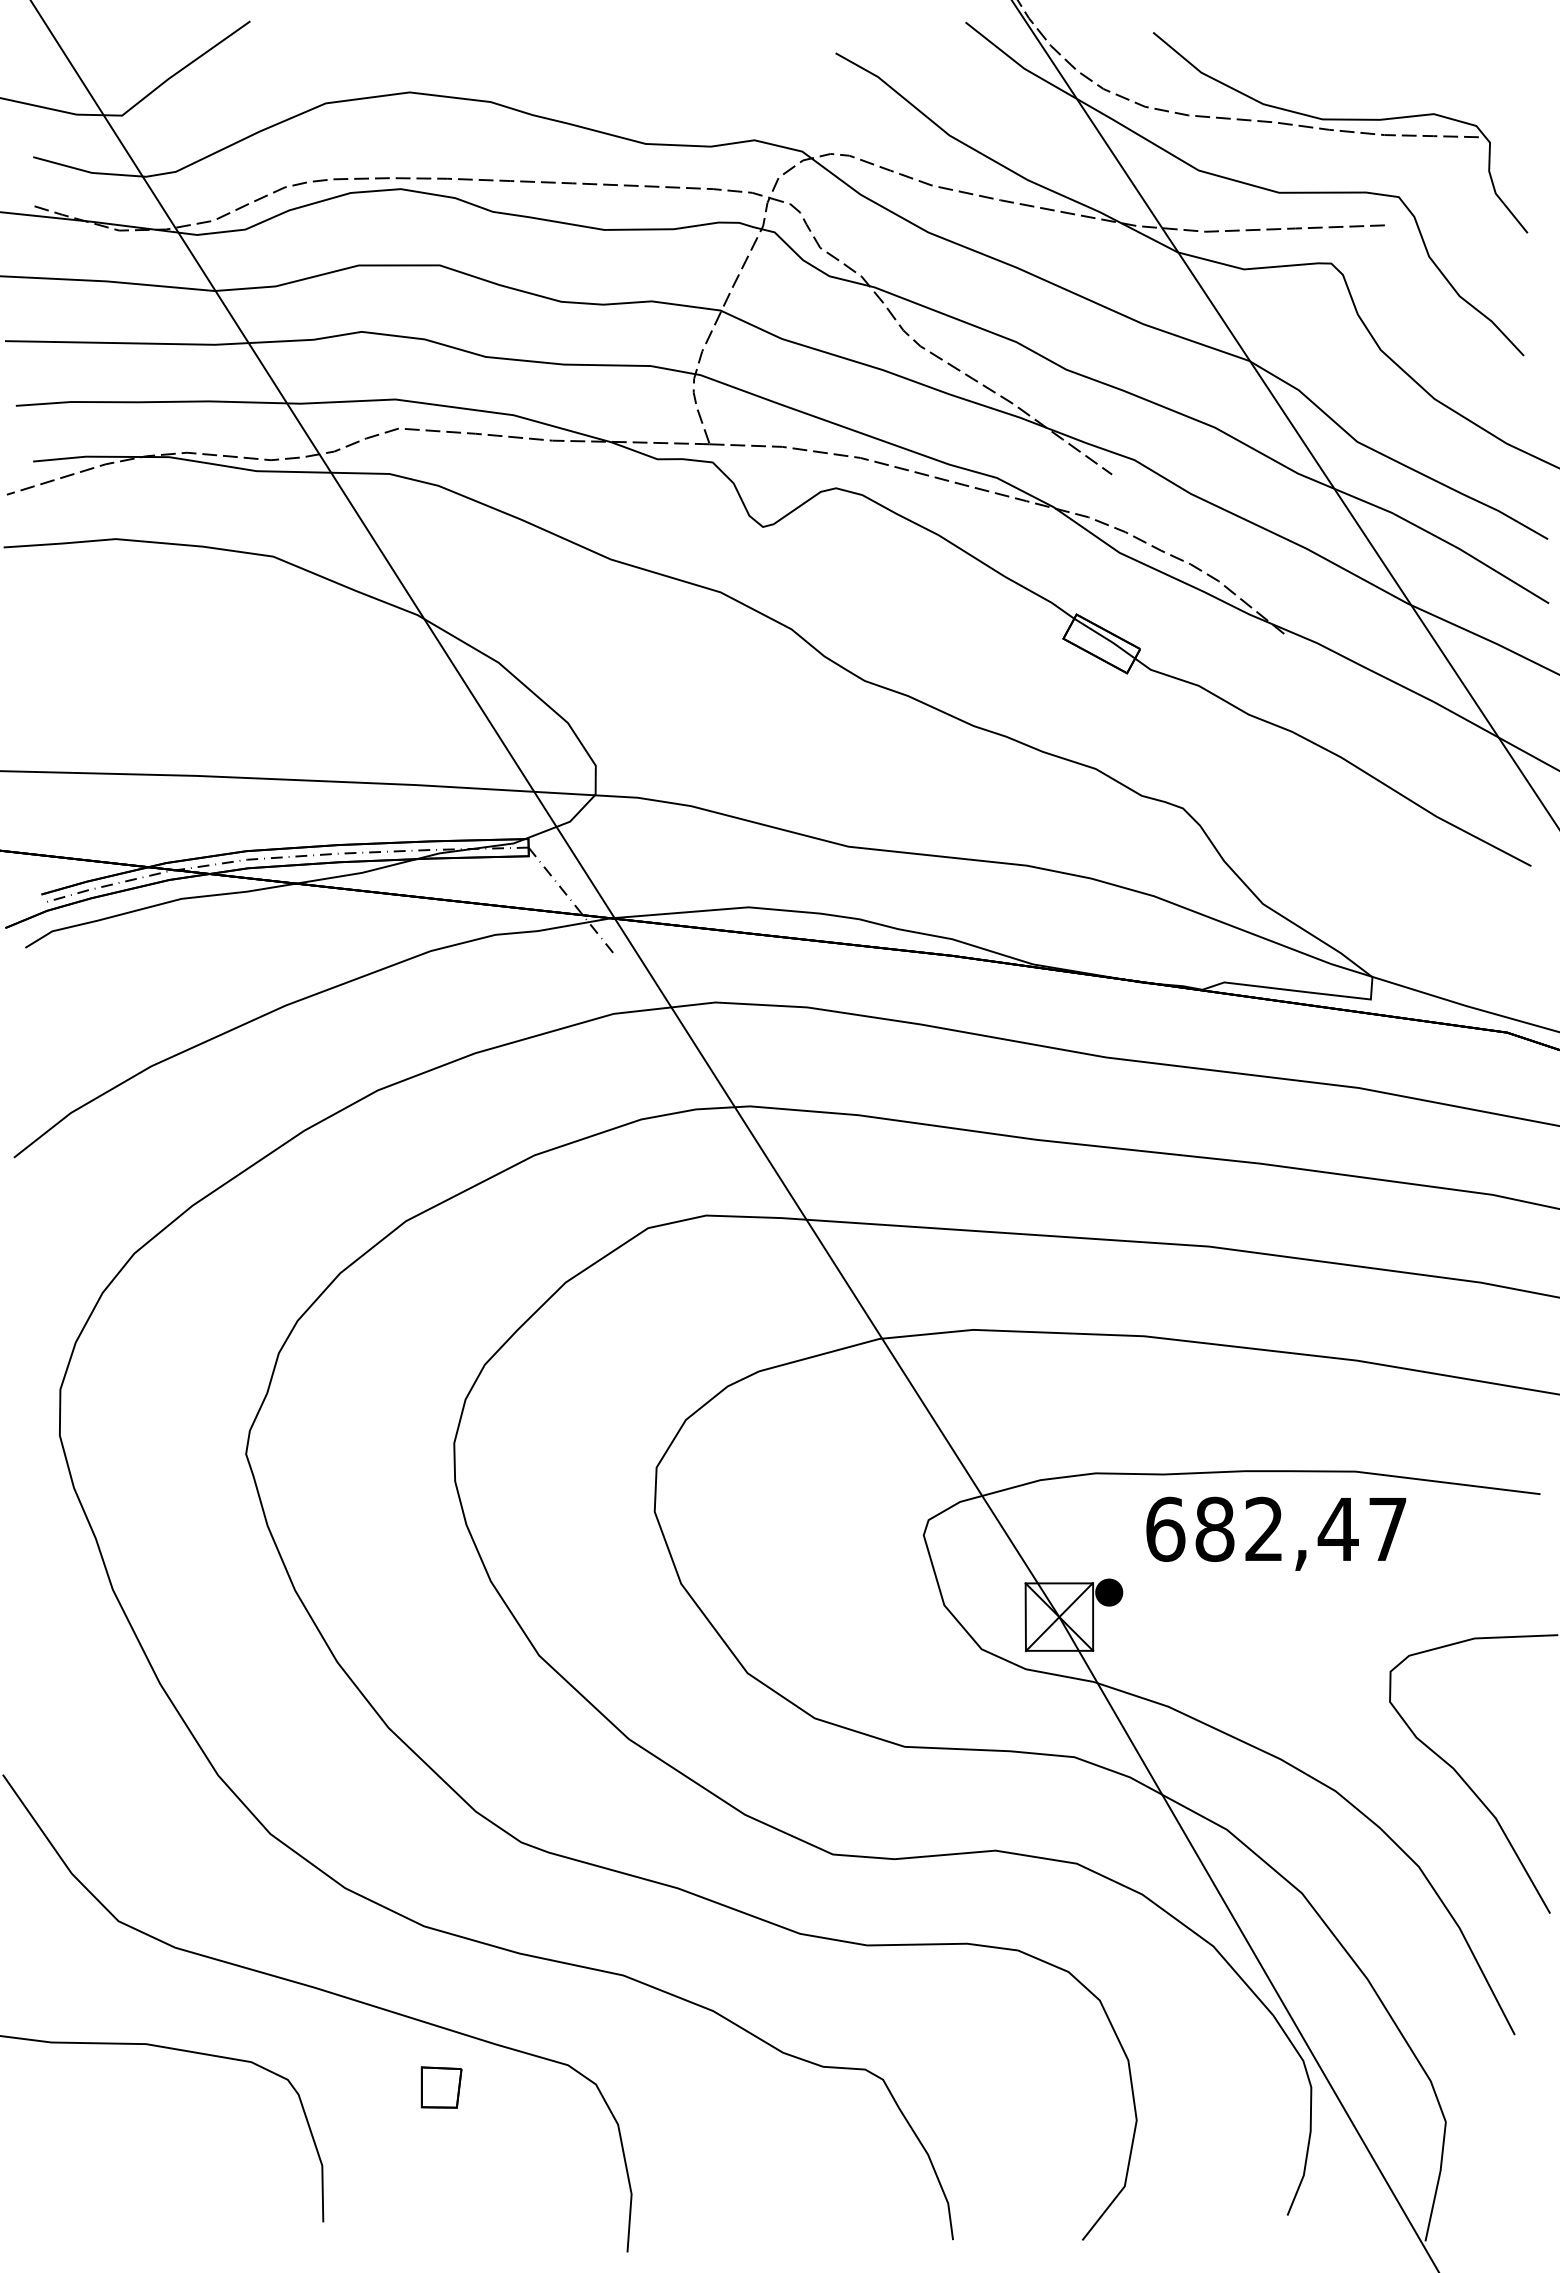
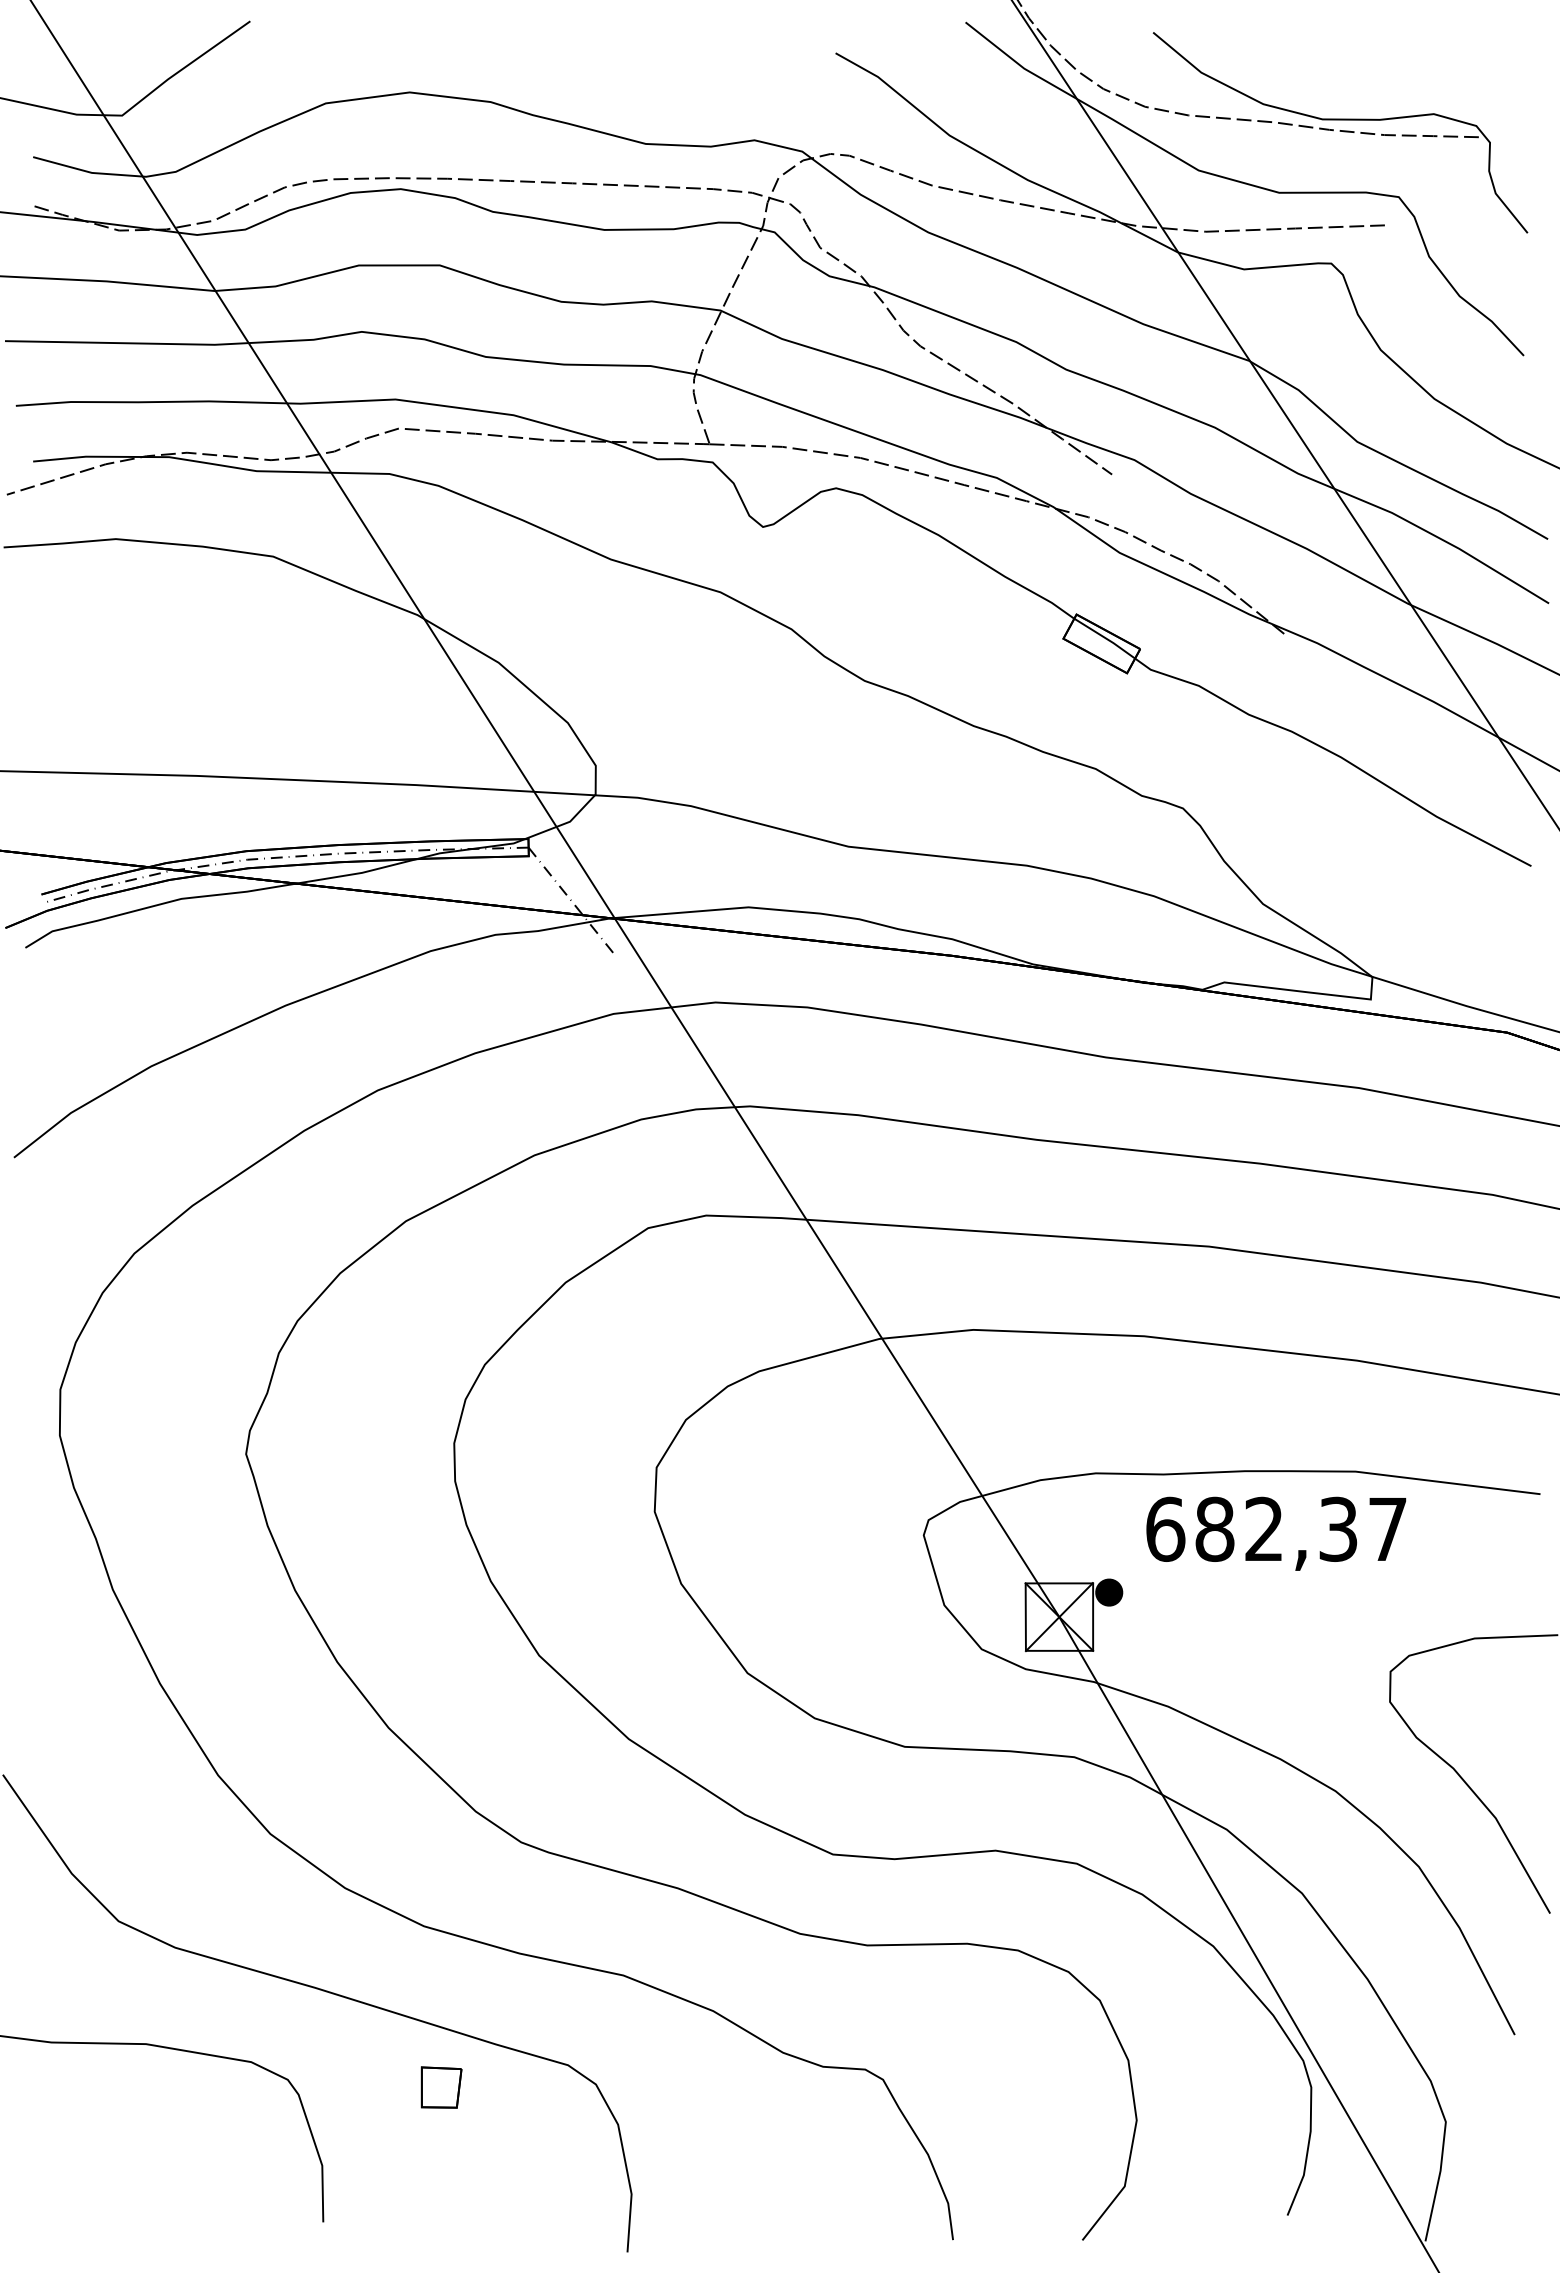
text: 682,47 -> 682,37 (1337, 1528)
